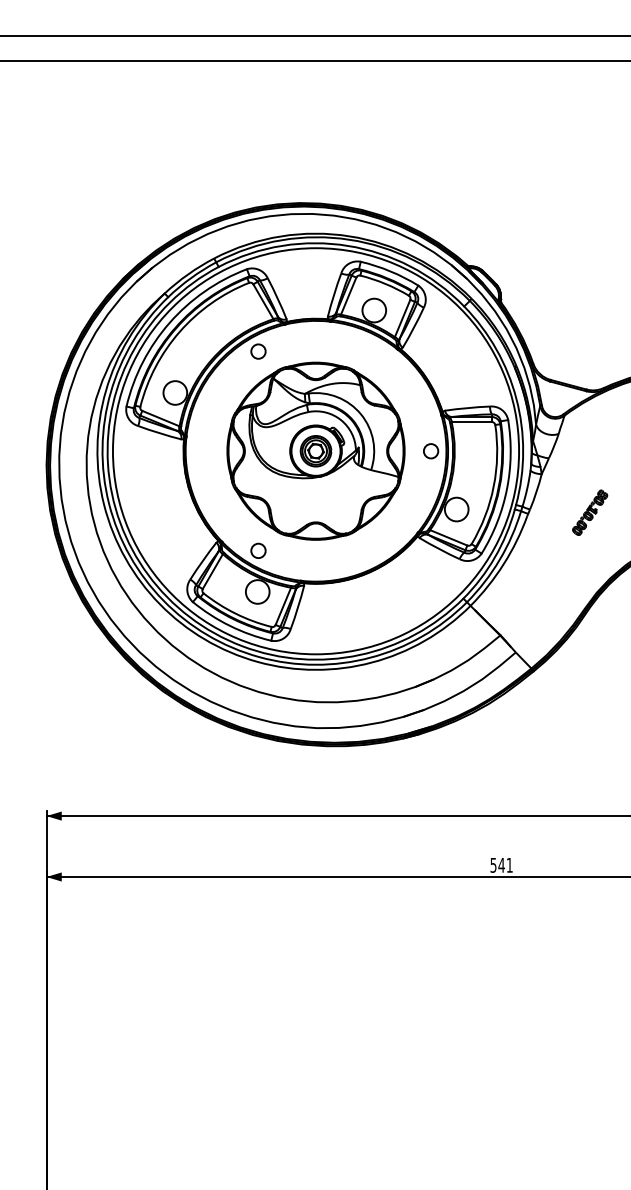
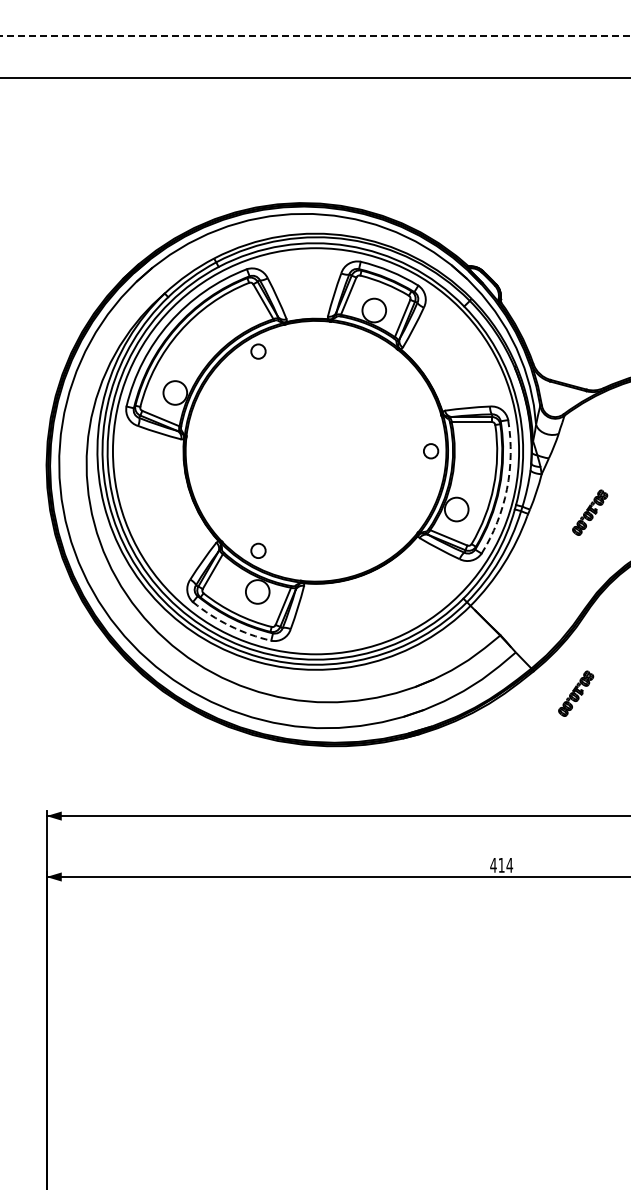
line: solid -> dashed (315, 35)
line position: (314, 61) -> (314, 78) (314, 78)
part: present -> none (315, 450)
arc: solid -> dashed (506, 489)
arc: solid -> dashed (229, 625)
part: none -> present (576, 693)
text: 541 -> 414 (501, 865)
